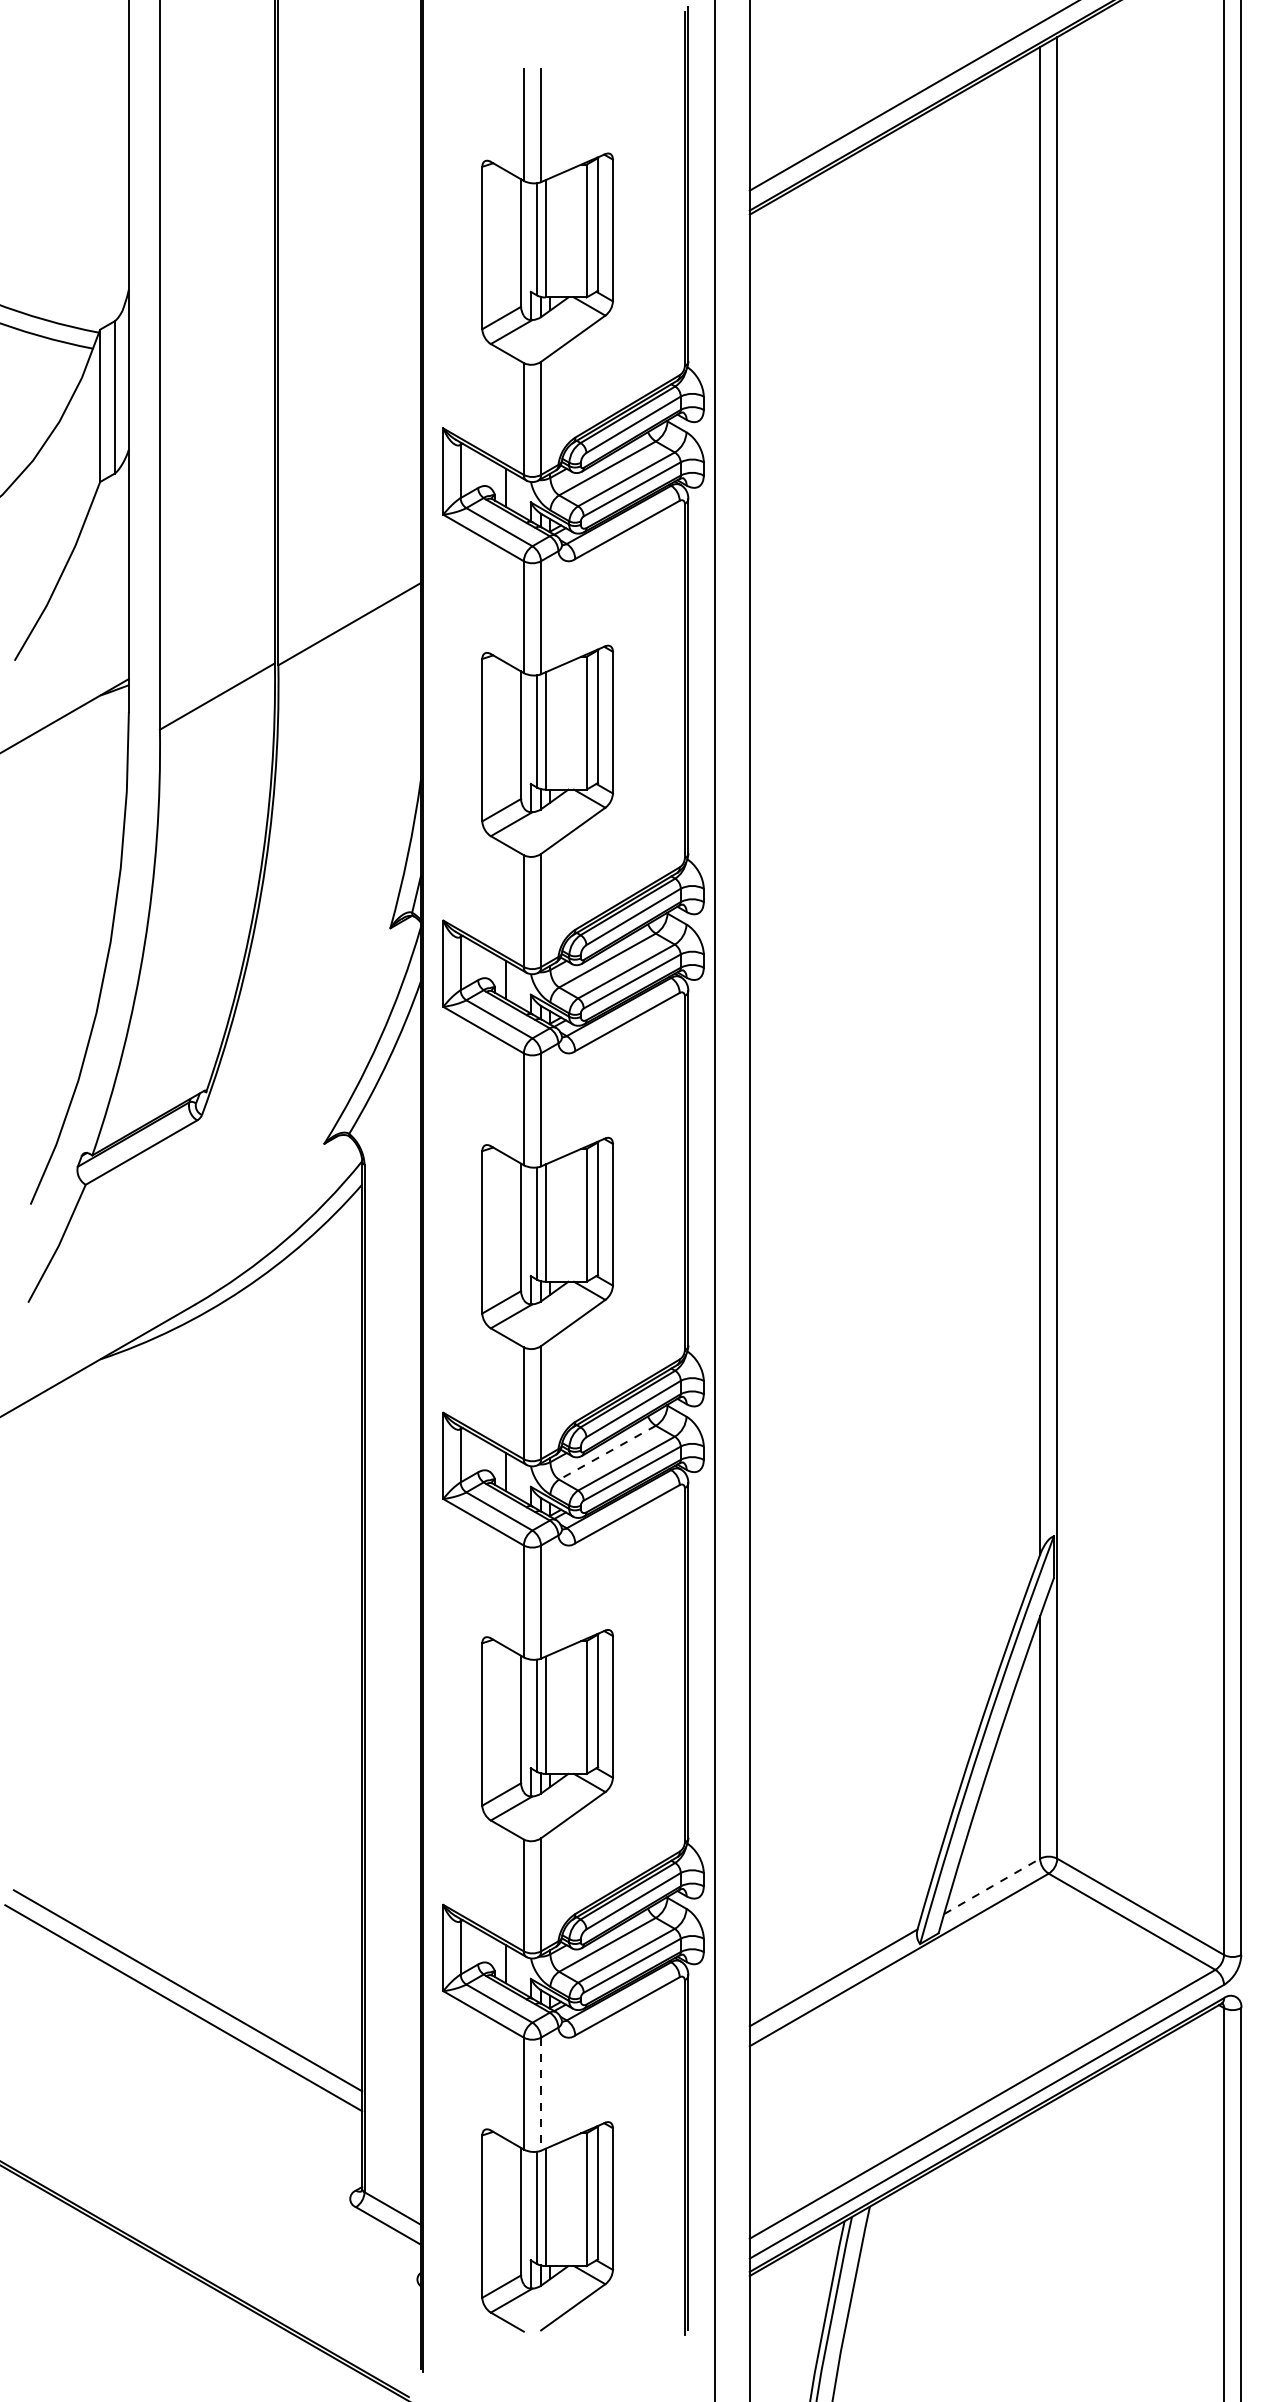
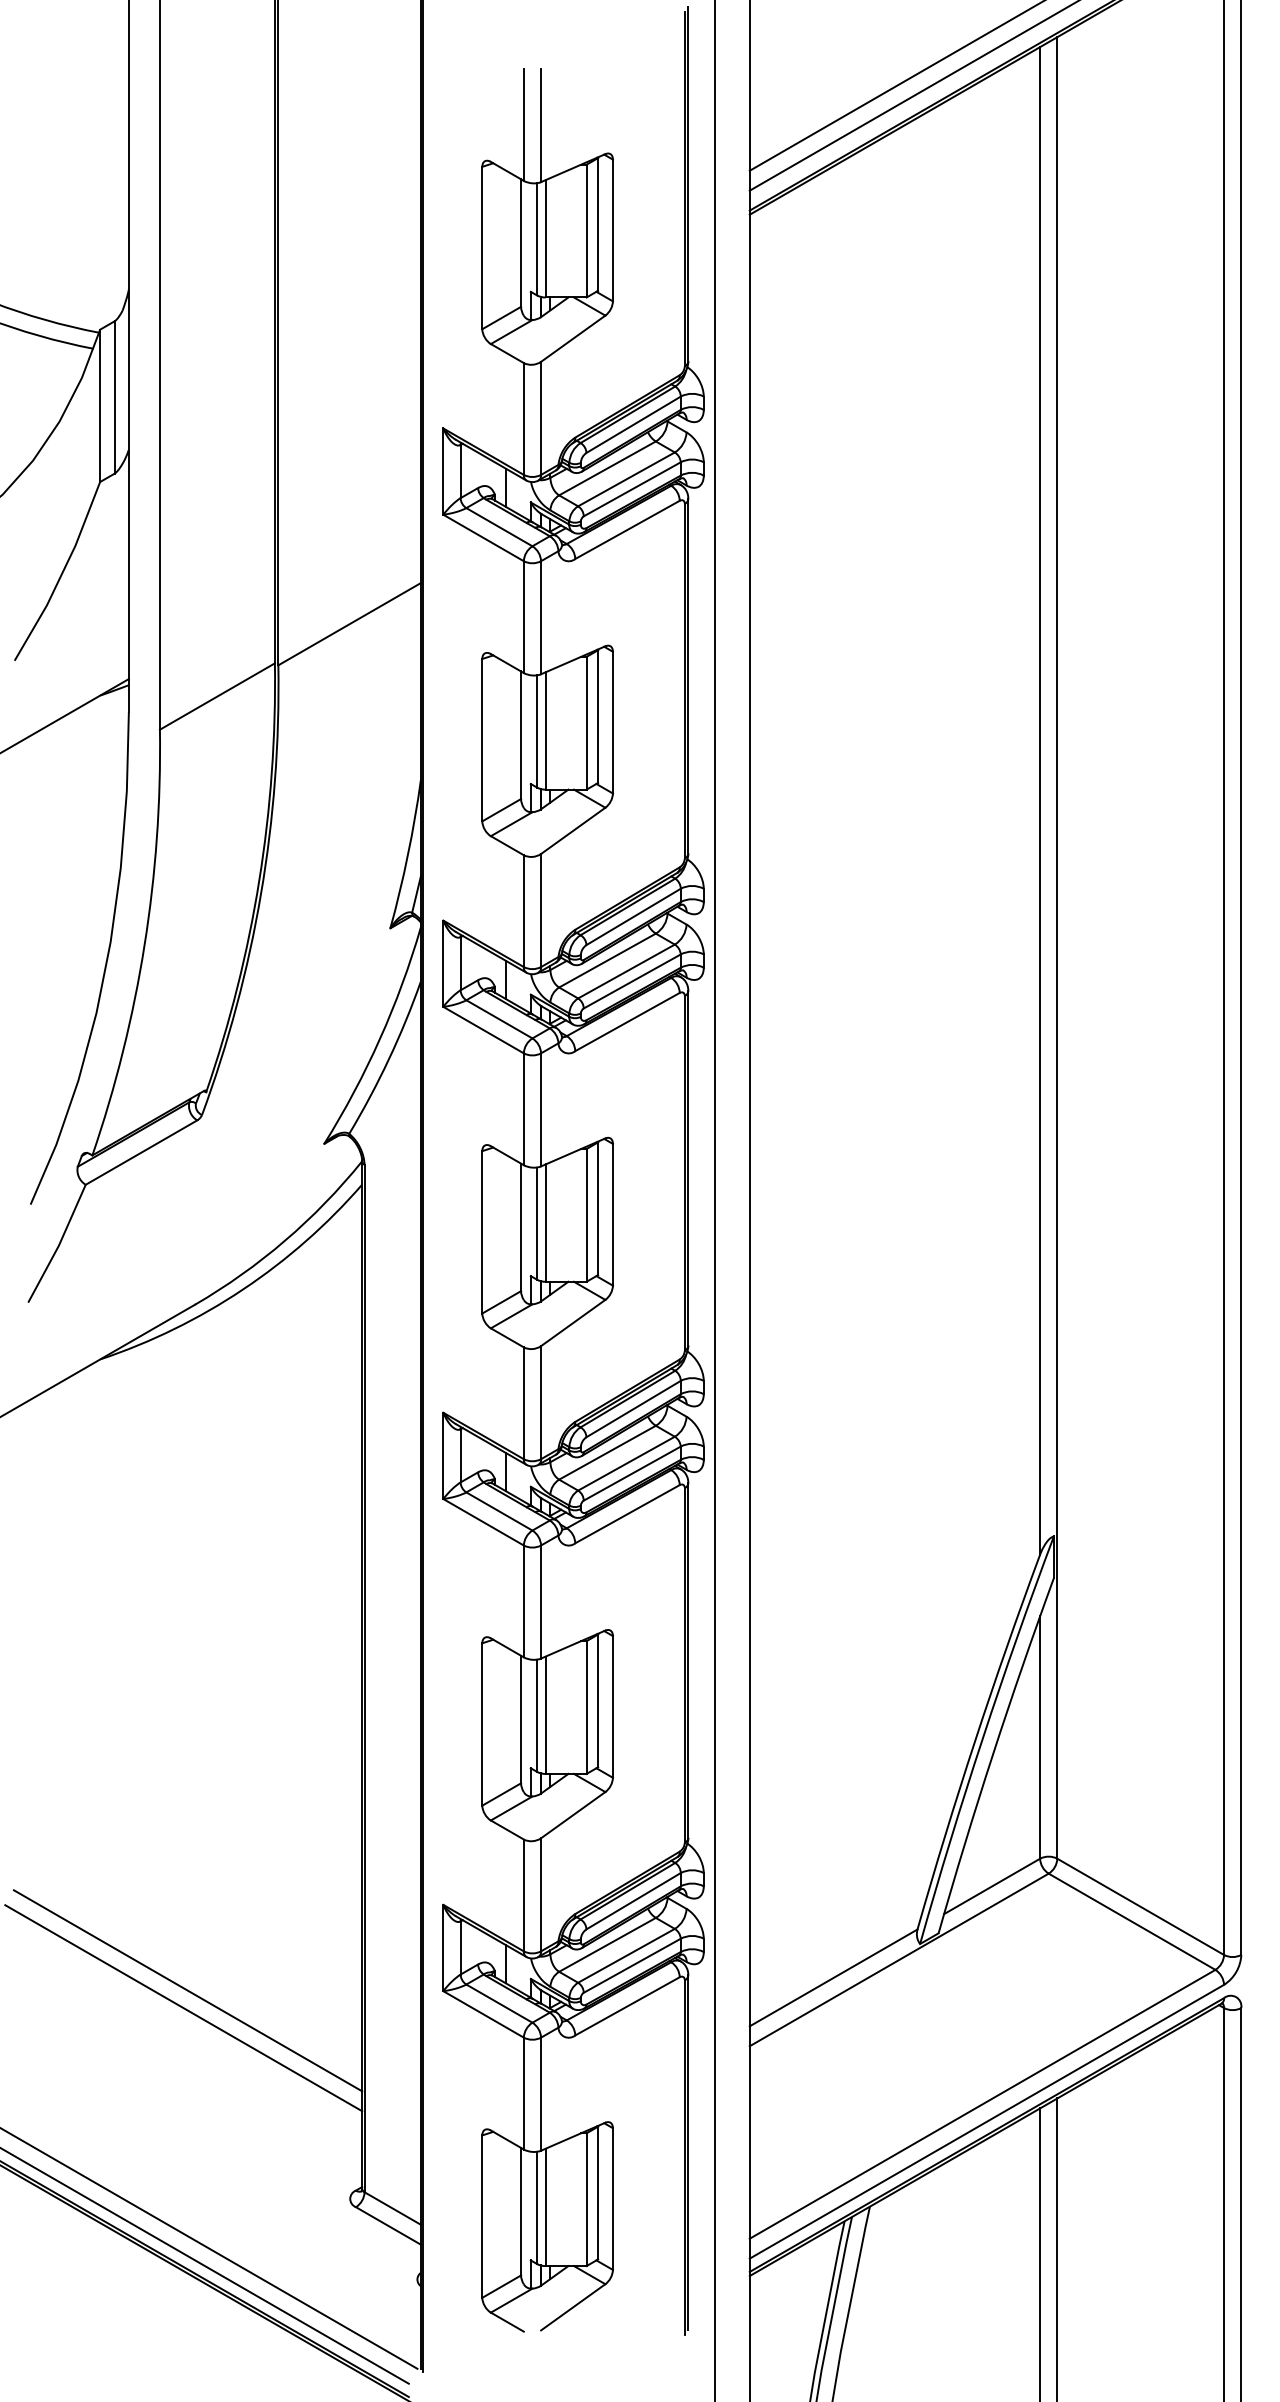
line: none -> present (895, 86)
line: dashed -> solid (607, 1452)
line: dashed -> solid (992, 1886)
line: dashed -> solid (541, 2094)
line: none -> present (209, 2248)
line: none -> present (1057, 2248)
line: none -> present (1040, 2253)
line: none -> present (205, 2266)
